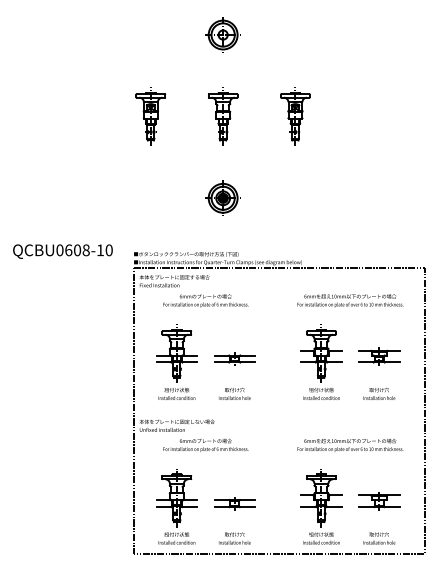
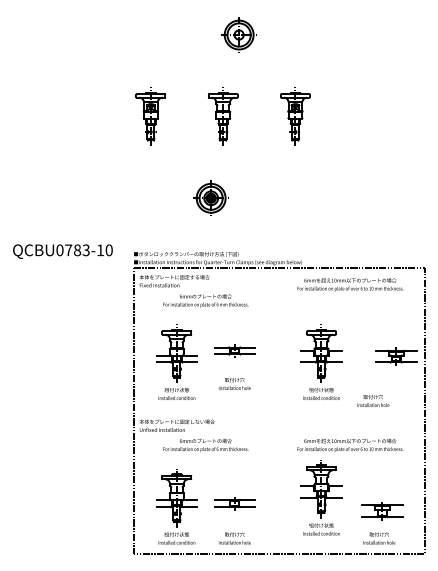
part position: (222, 34) -> (238, 34) (238, 34)
part position: (222, 197) -> (210, 197) (210, 197)
text: QCBU0608-10 -> QCBU0783-10 (77, 250)
text position: (350, 300) -> (350, 284) (350, 284)
part position: (379, 356) -> (396, 356) (396, 356)
part position: (234, 358) -> (234, 350) (234, 350)
text position: (234, 393) -> (234, 383) (234, 383)
text position: (379, 393) -> (373, 400) (373, 400)
part position: (379, 501) -> (382, 511) (382, 511)
part position: (321, 506) -> (321, 497) (321, 497)
